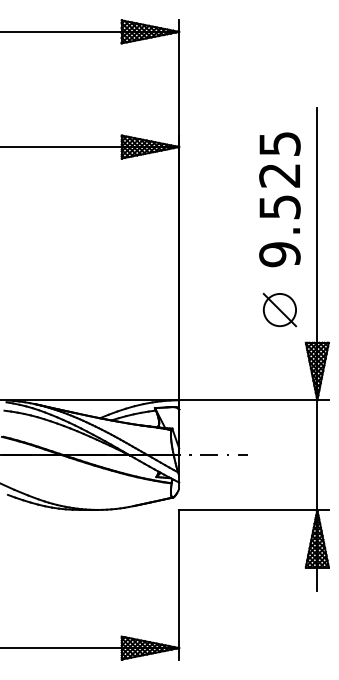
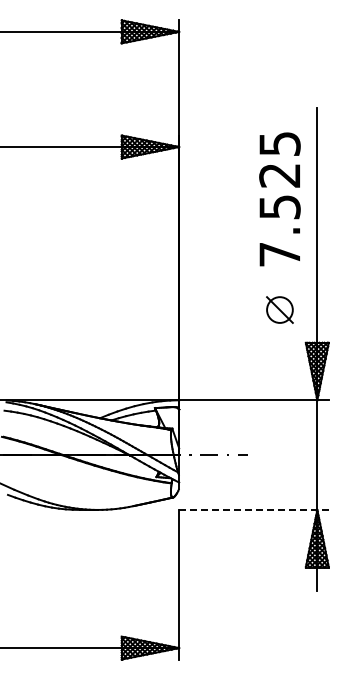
text: 9.525 -> 7.525 (279, 254)
part size: 36x36 px -> 28x28 px (279, 309)
line: solid -> dashed (254, 509)
